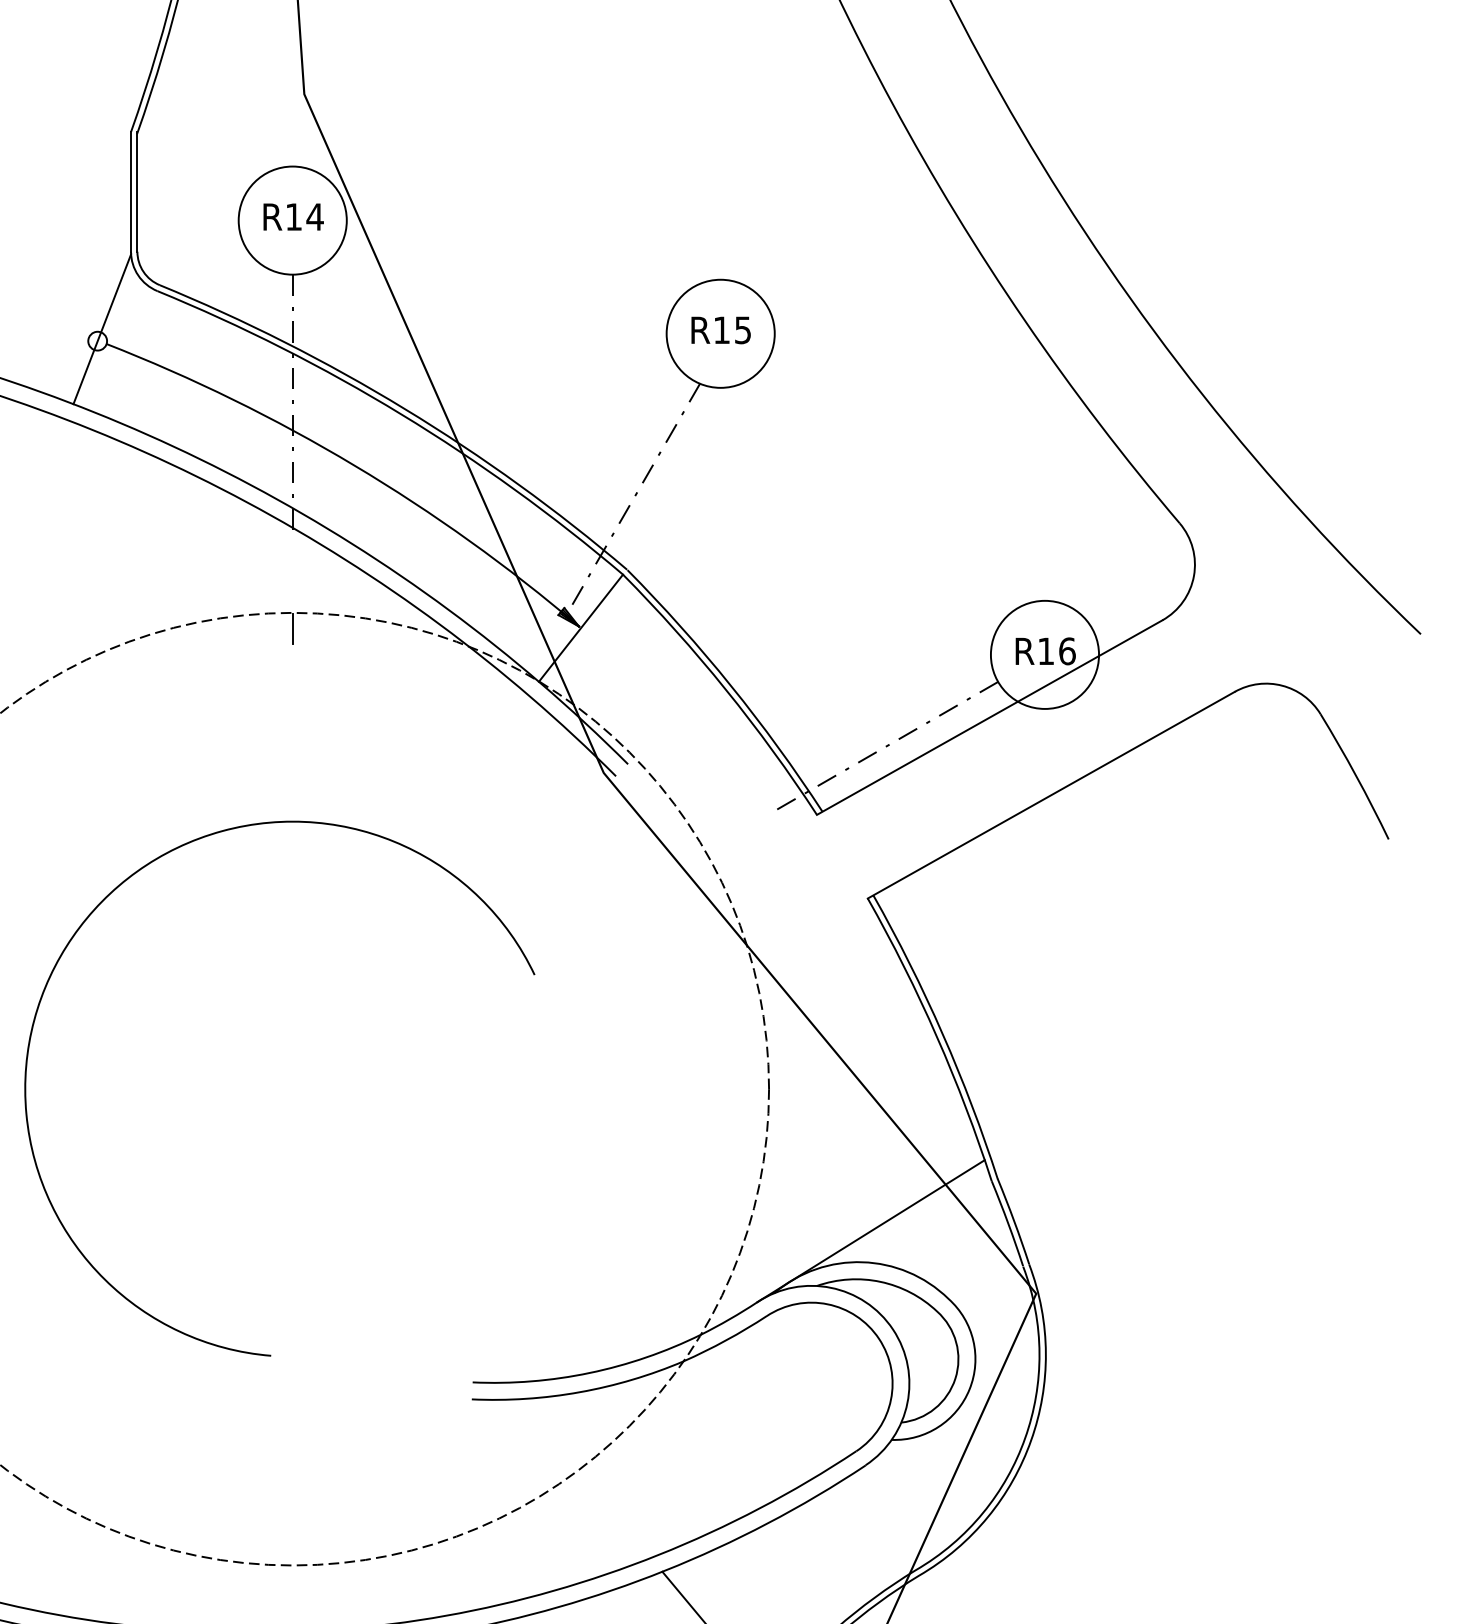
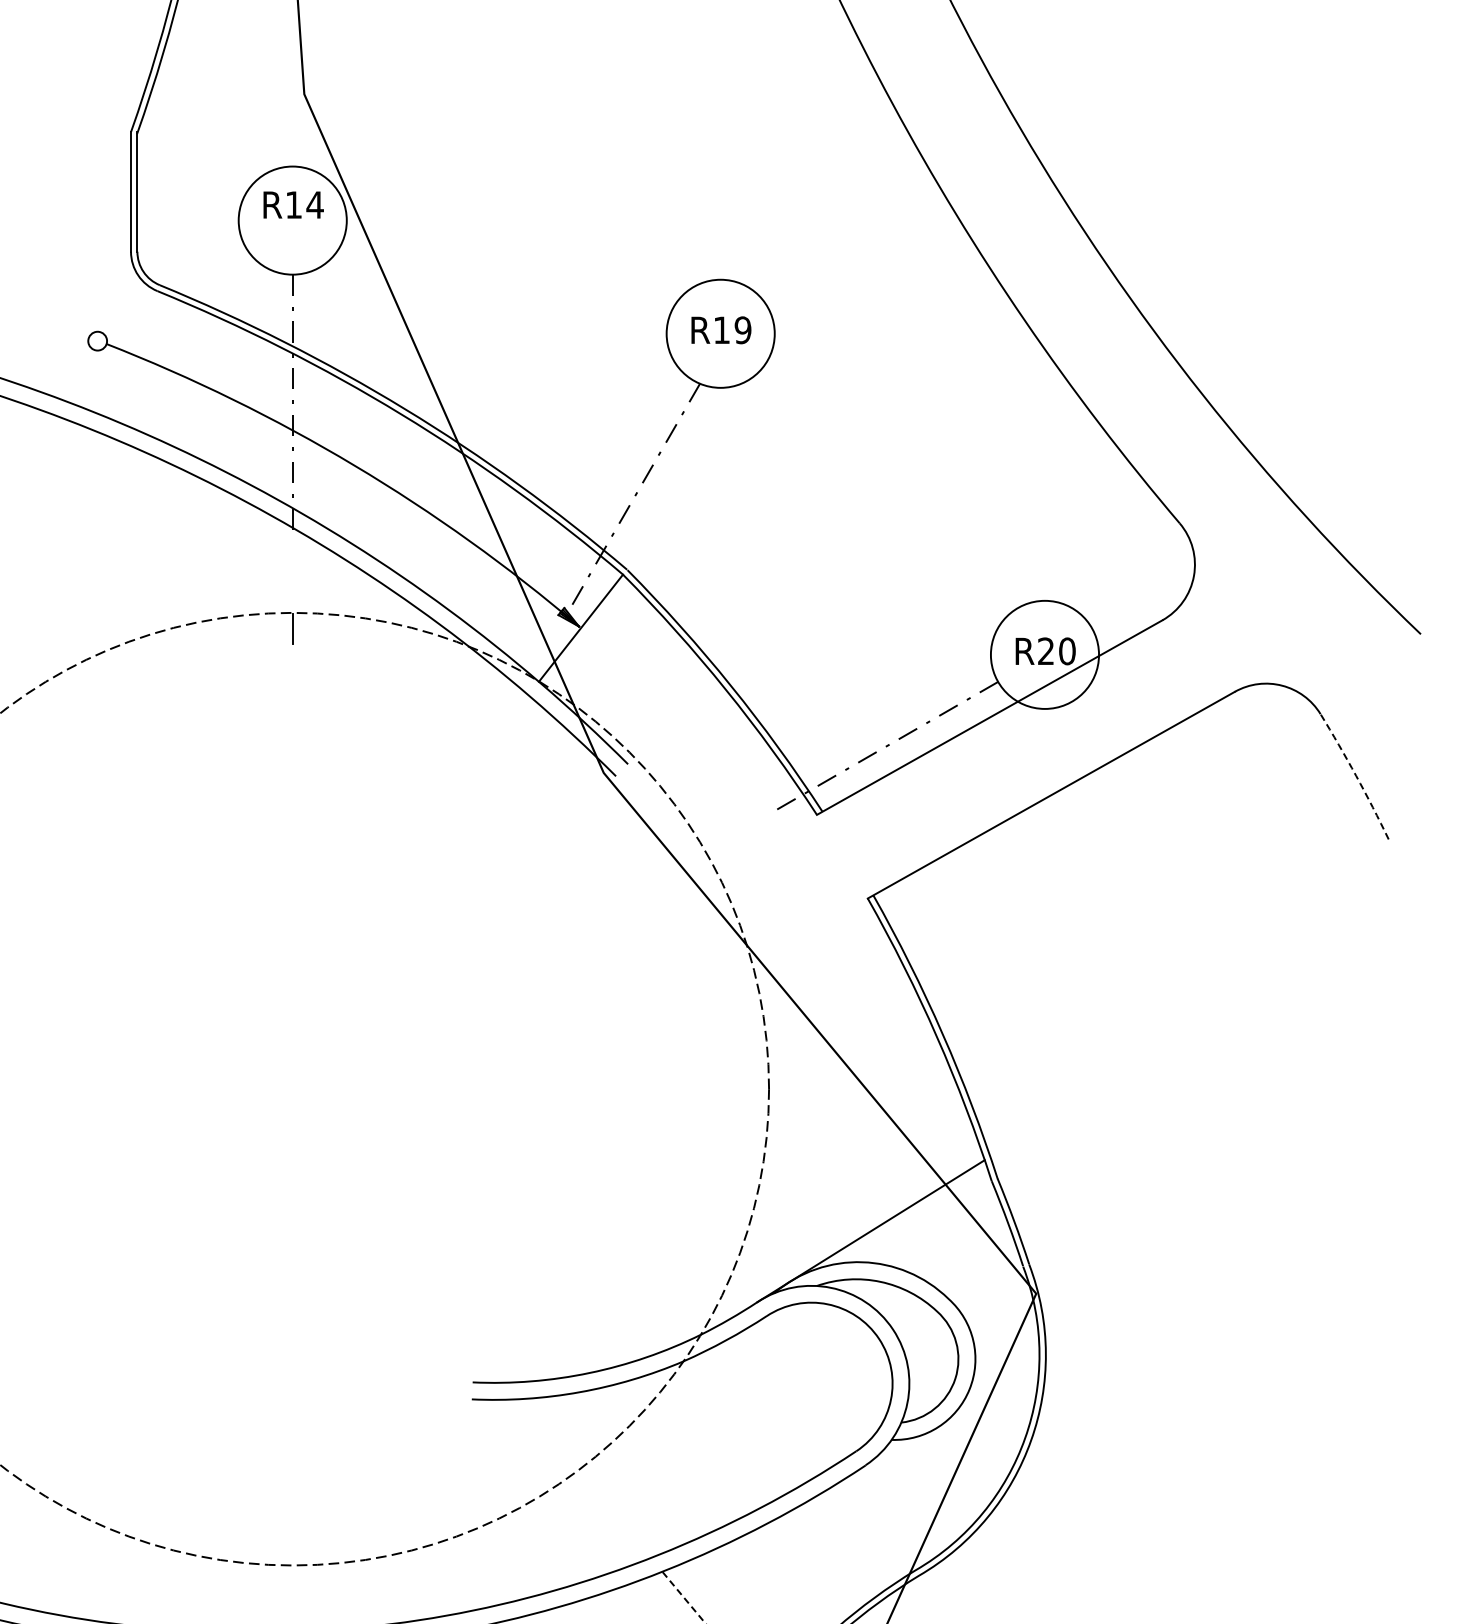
text position: (293, 216) -> (293, 204) (293, 204)
line: present -> none (102, 329)
text: R15 -> R19 (742, 330)
text: R16 -> R20 (1056, 651)
arc: solid -> dashed (1356, 775)
arc: present -> none (27, 1067)
line: solid -> dashed (684, 1597)
